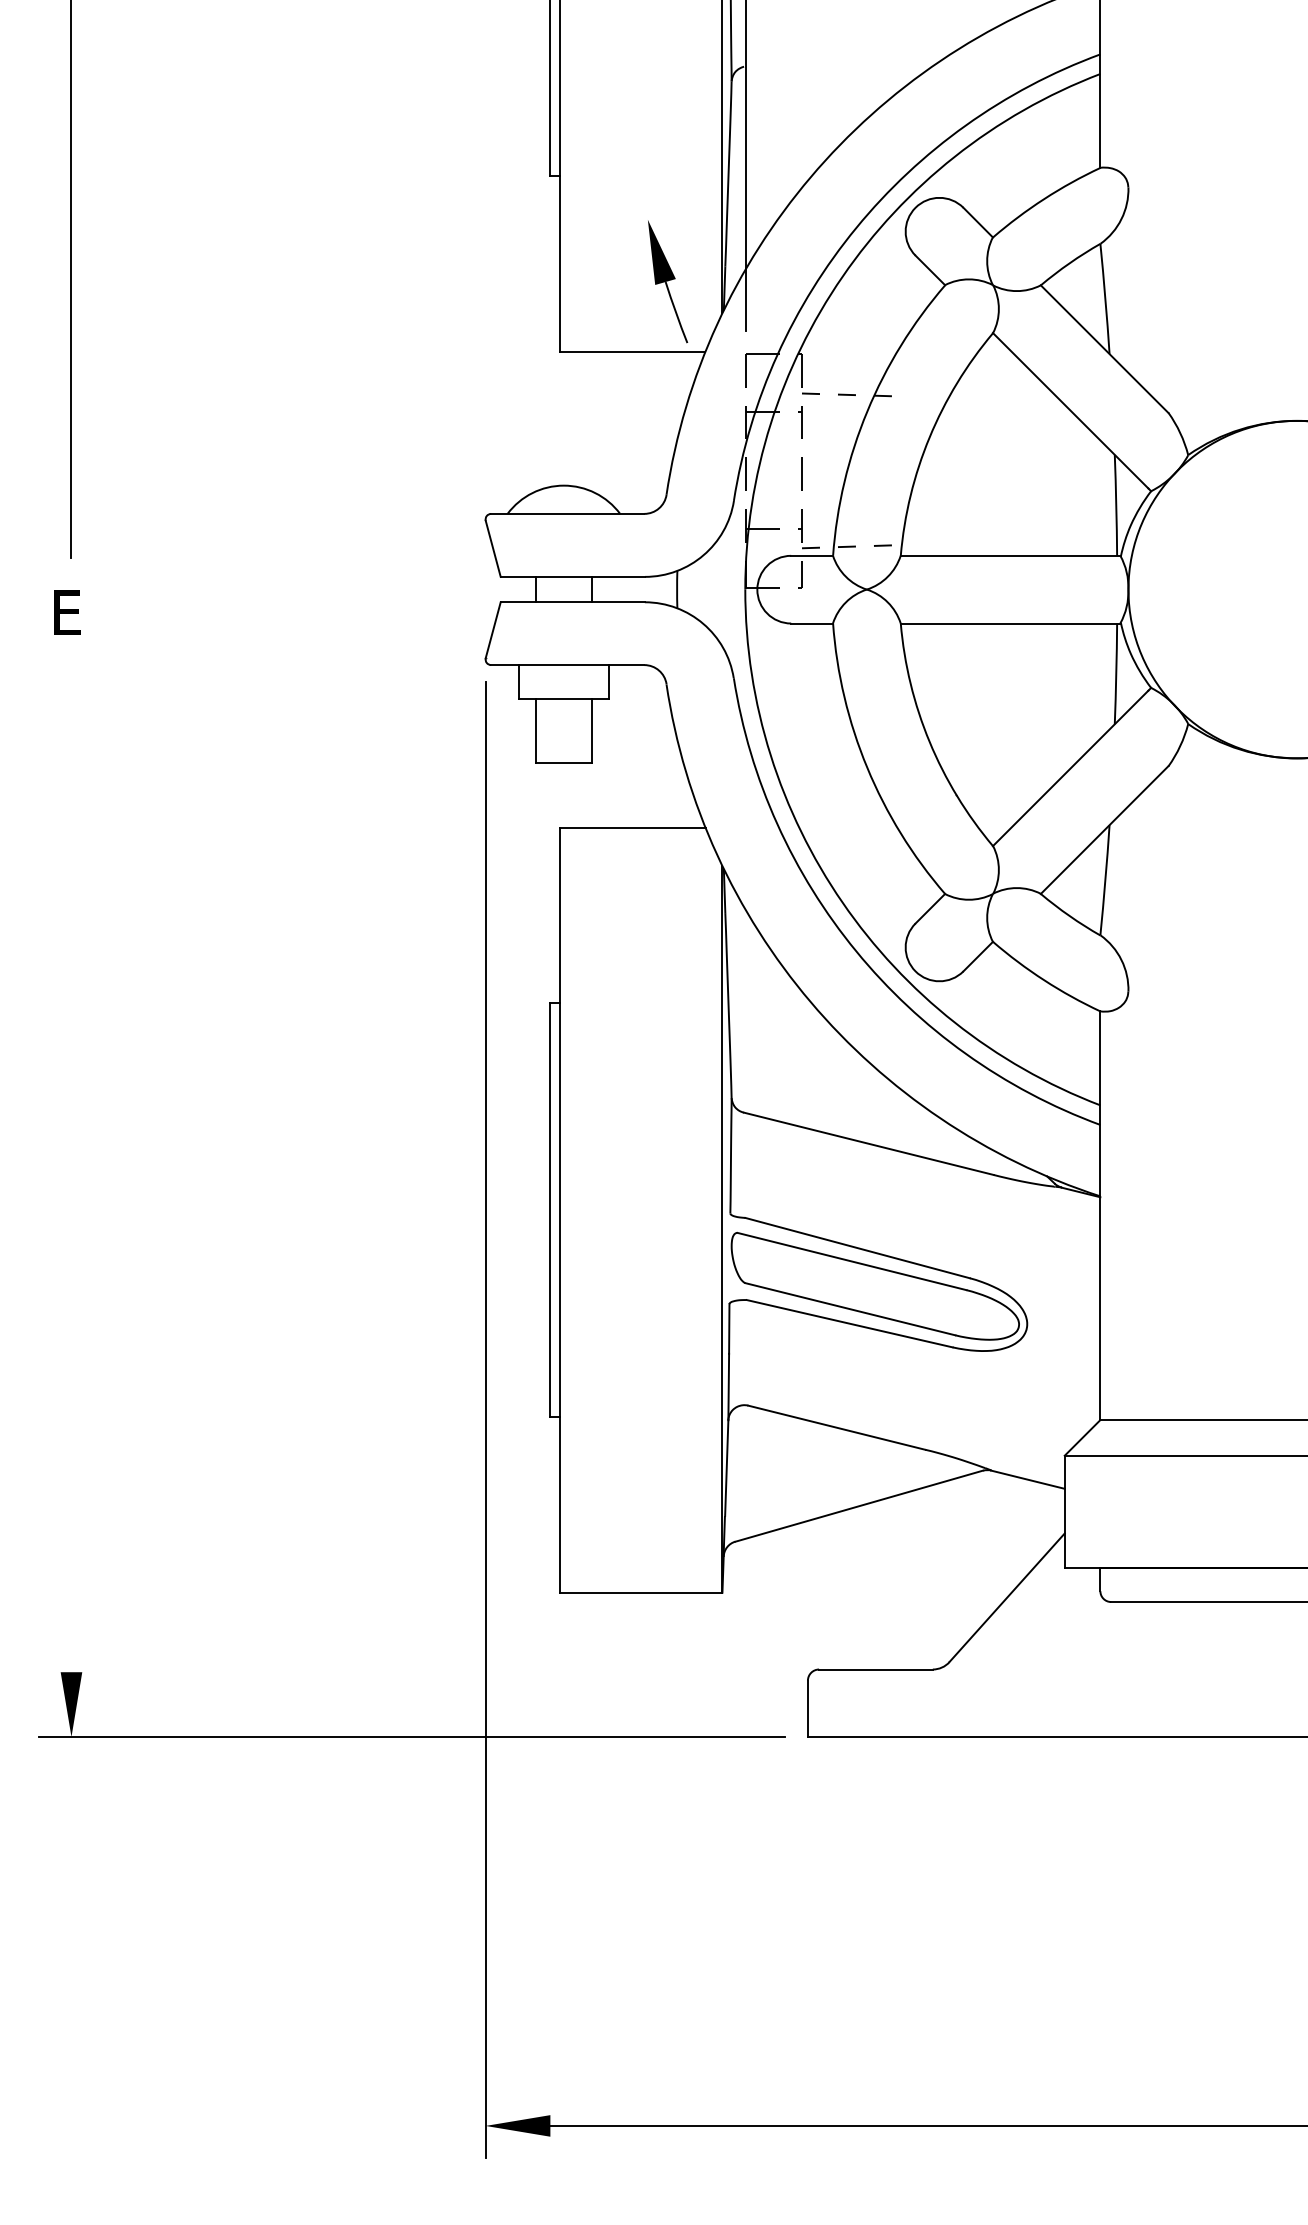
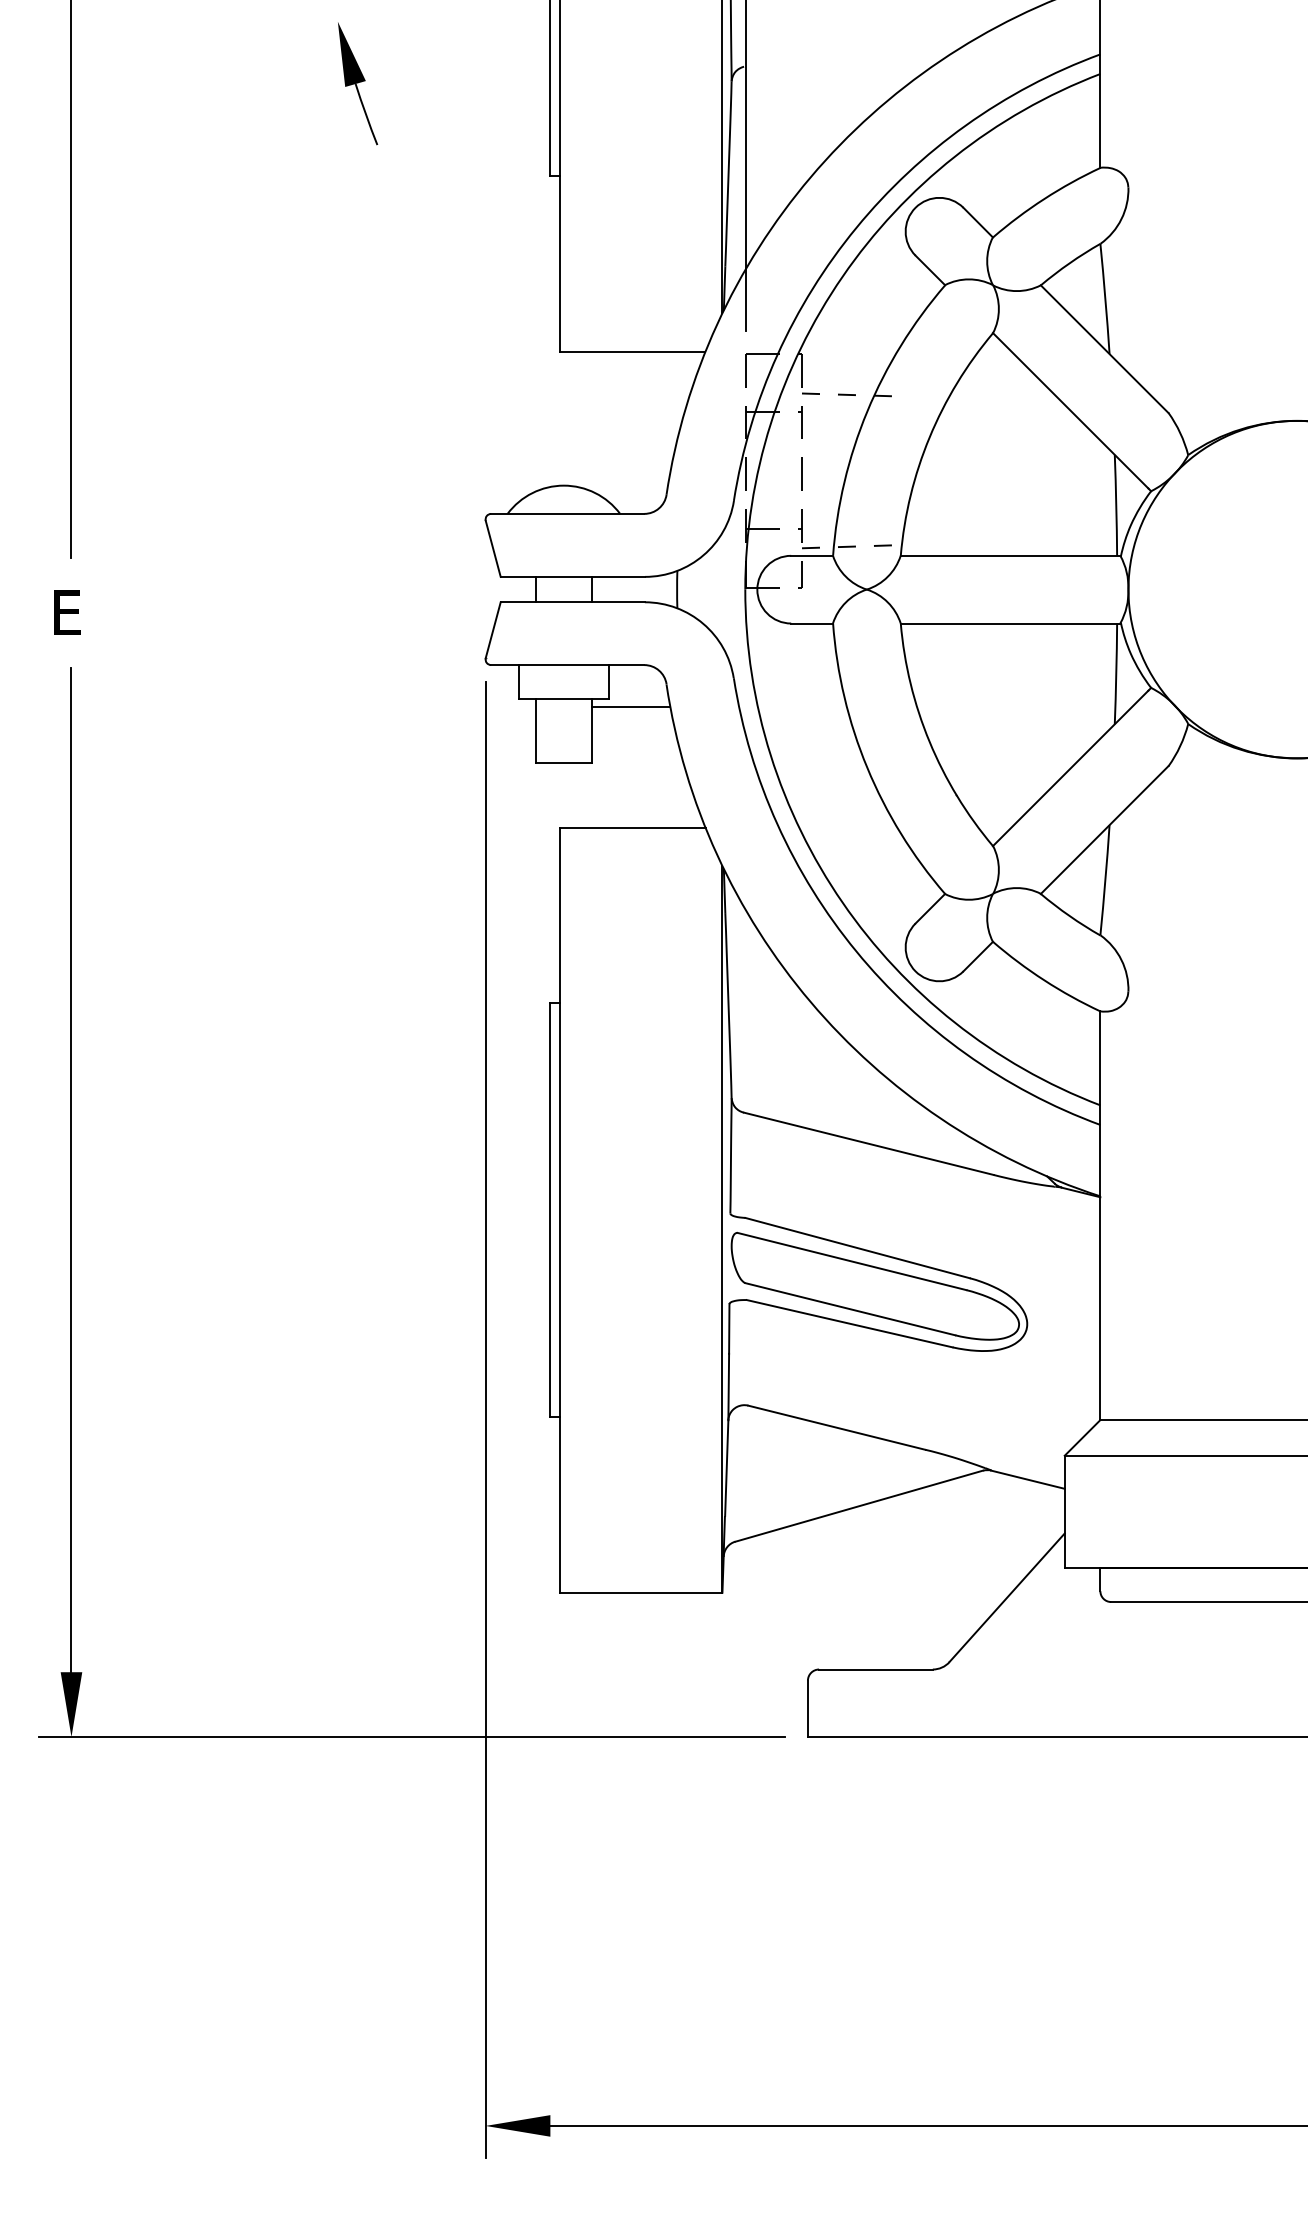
part position: (668, 281) -> (358, 83) (358, 83)
line: none -> present (630, 706)
line: none -> present (71, 1169)
